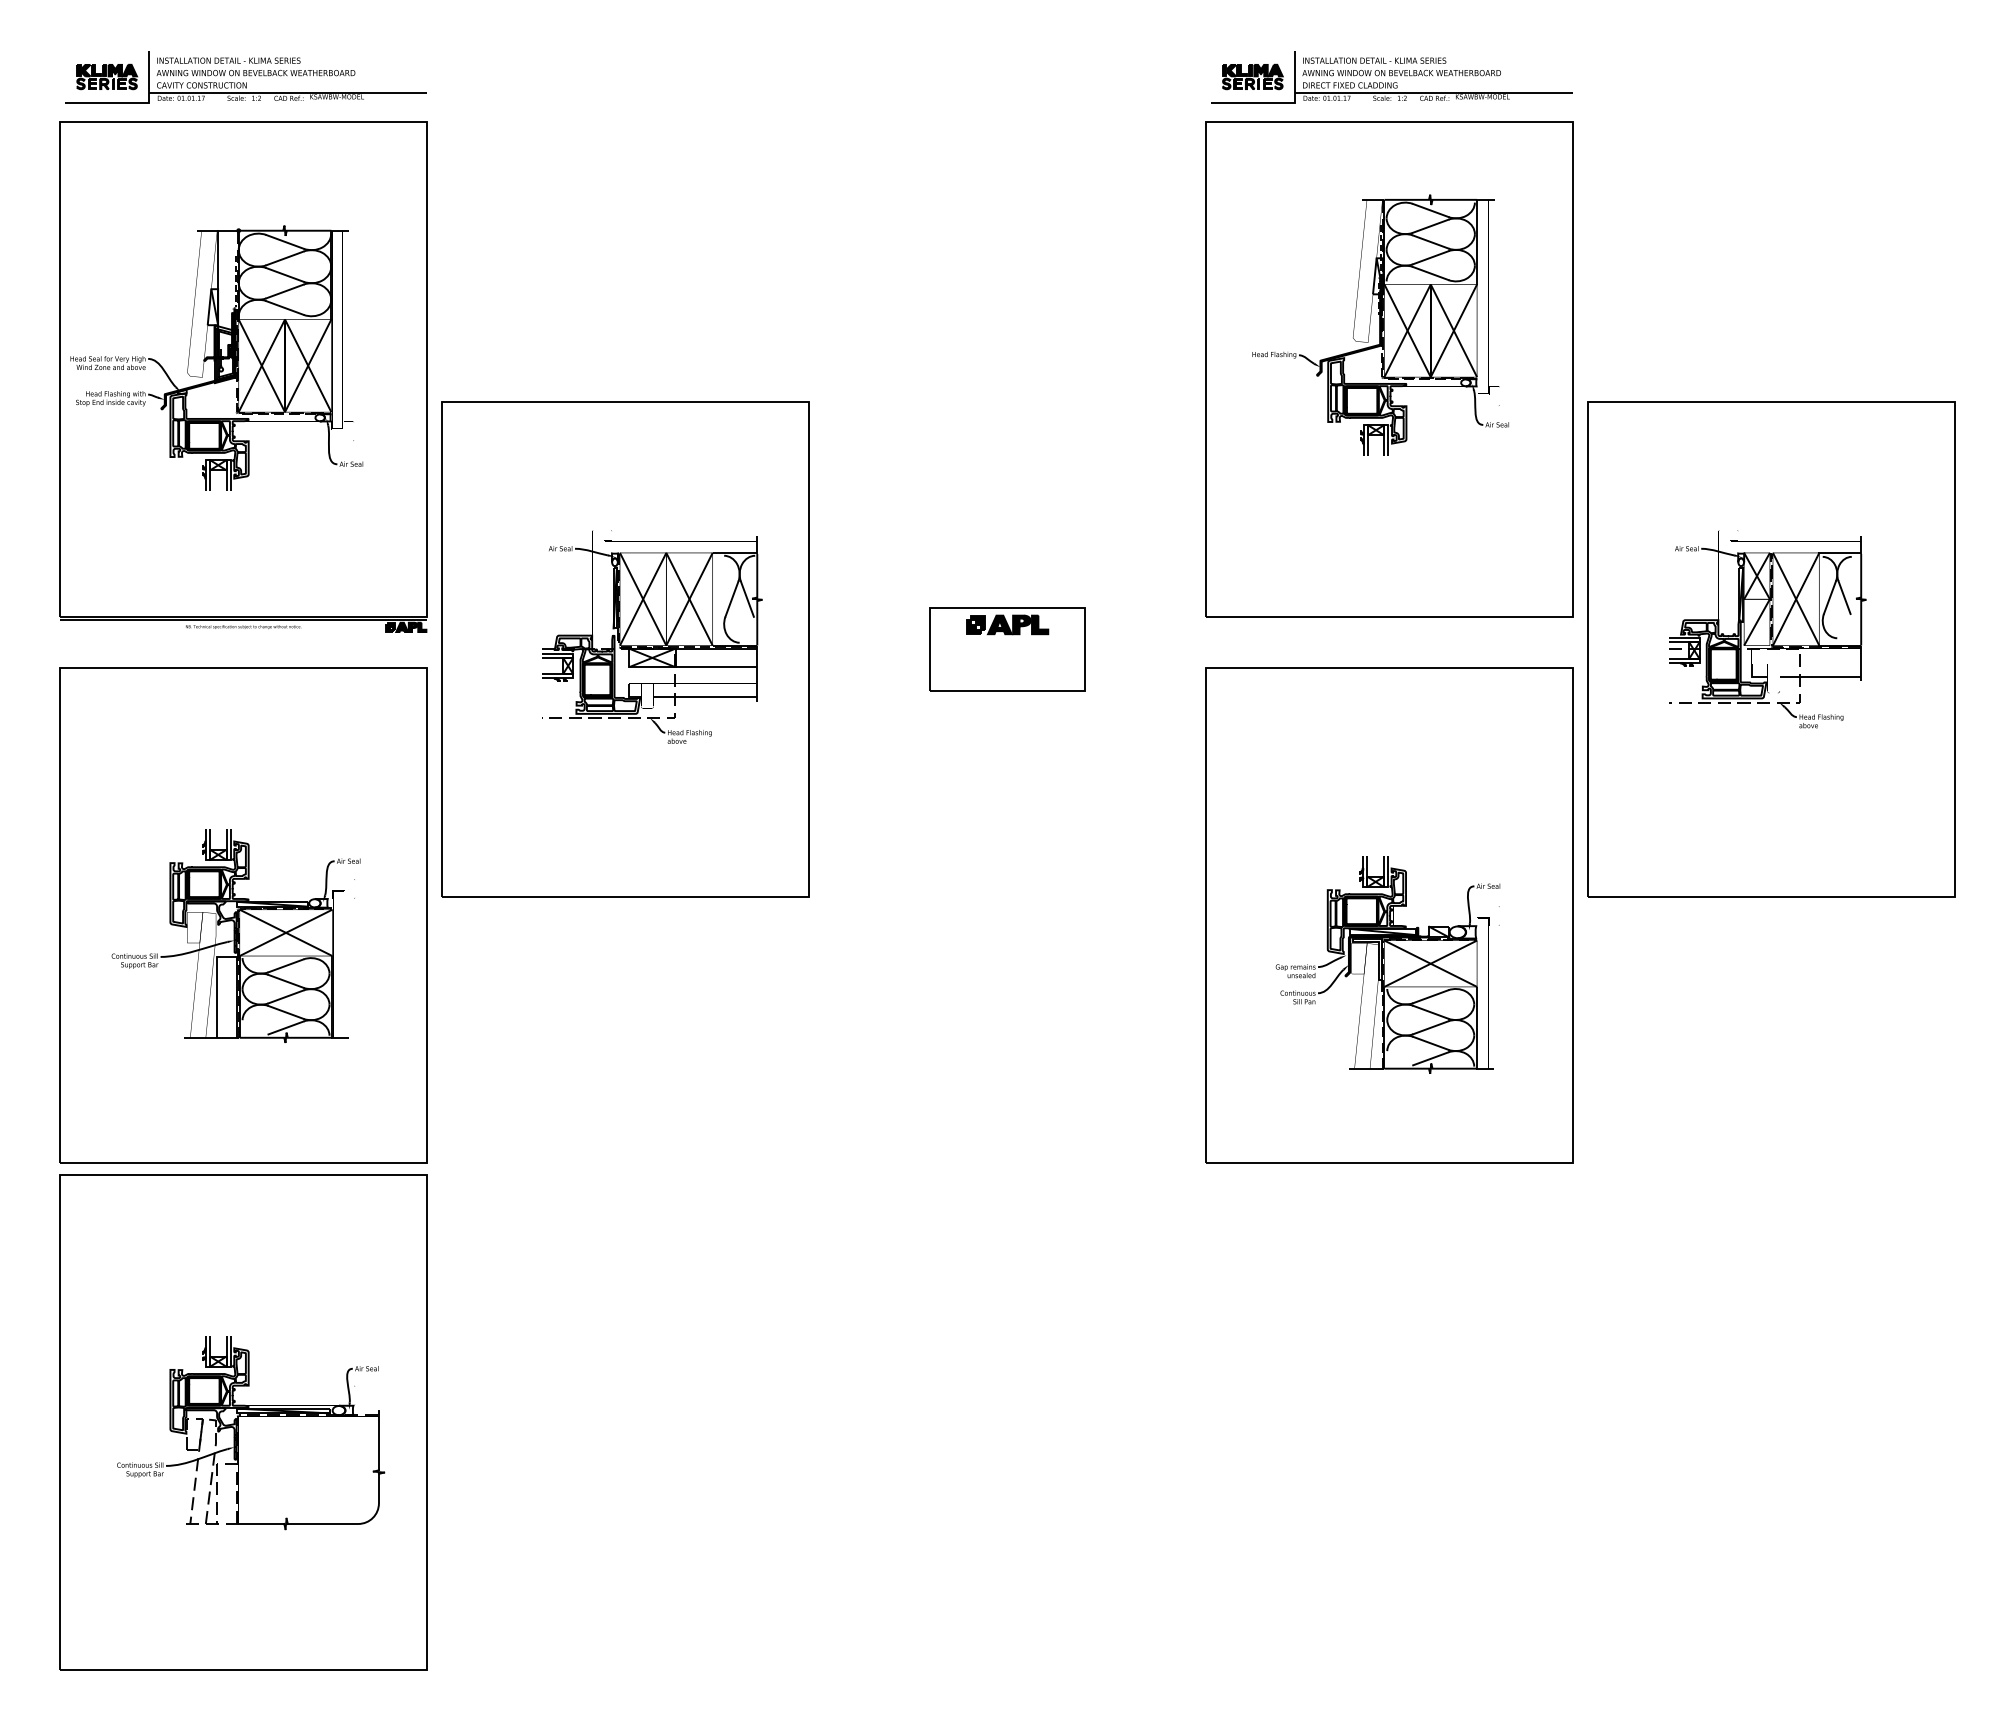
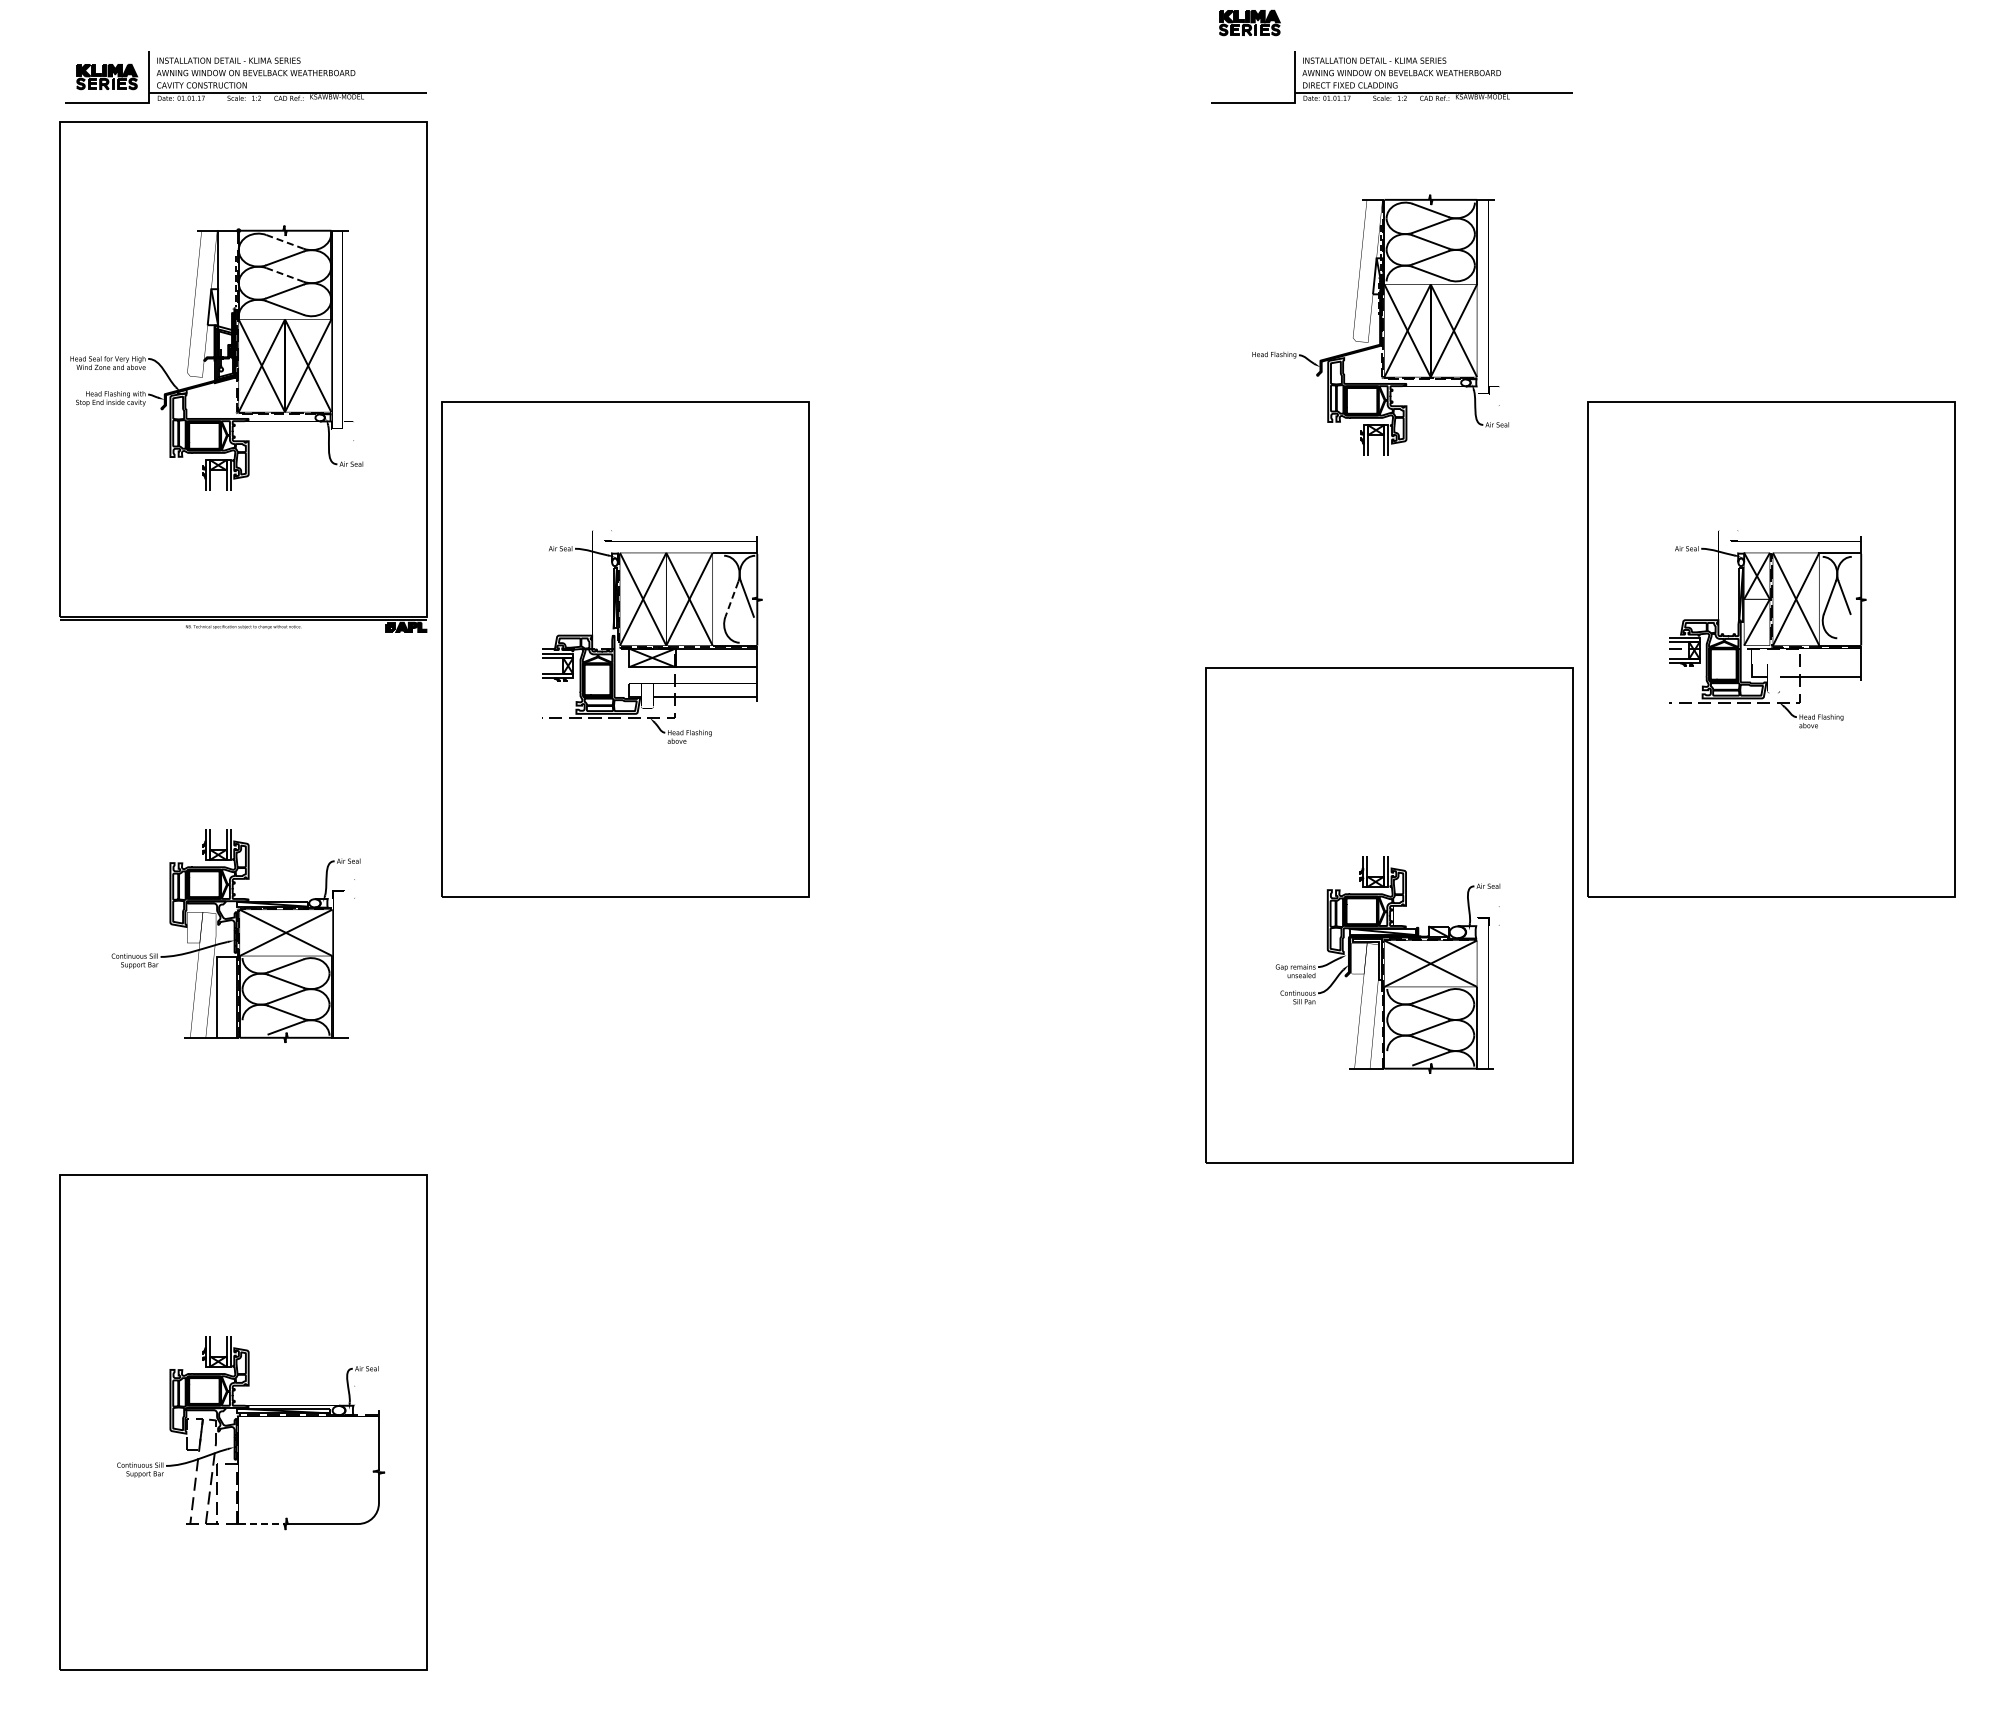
part position: (1252, 76) -> (1249, 22) (1249, 22)
line: solid -> dashed (285, 241)
line: solid -> dashed (285, 274)
part: present -> none (1389, 369)
line: solid -> dashed (731, 599)
part: present -> none (1007, 649)
part: present -> none (243, 915)
line: solid -> dashed (261, 1523)
